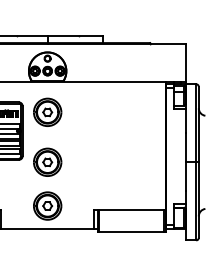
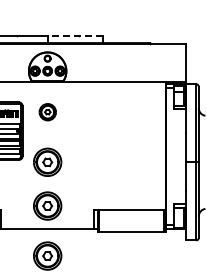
line: solid -> dashed (75, 35)
part size: 30x30 px -> 19x19 px (47, 112)
part: none -> present (47, 255)
